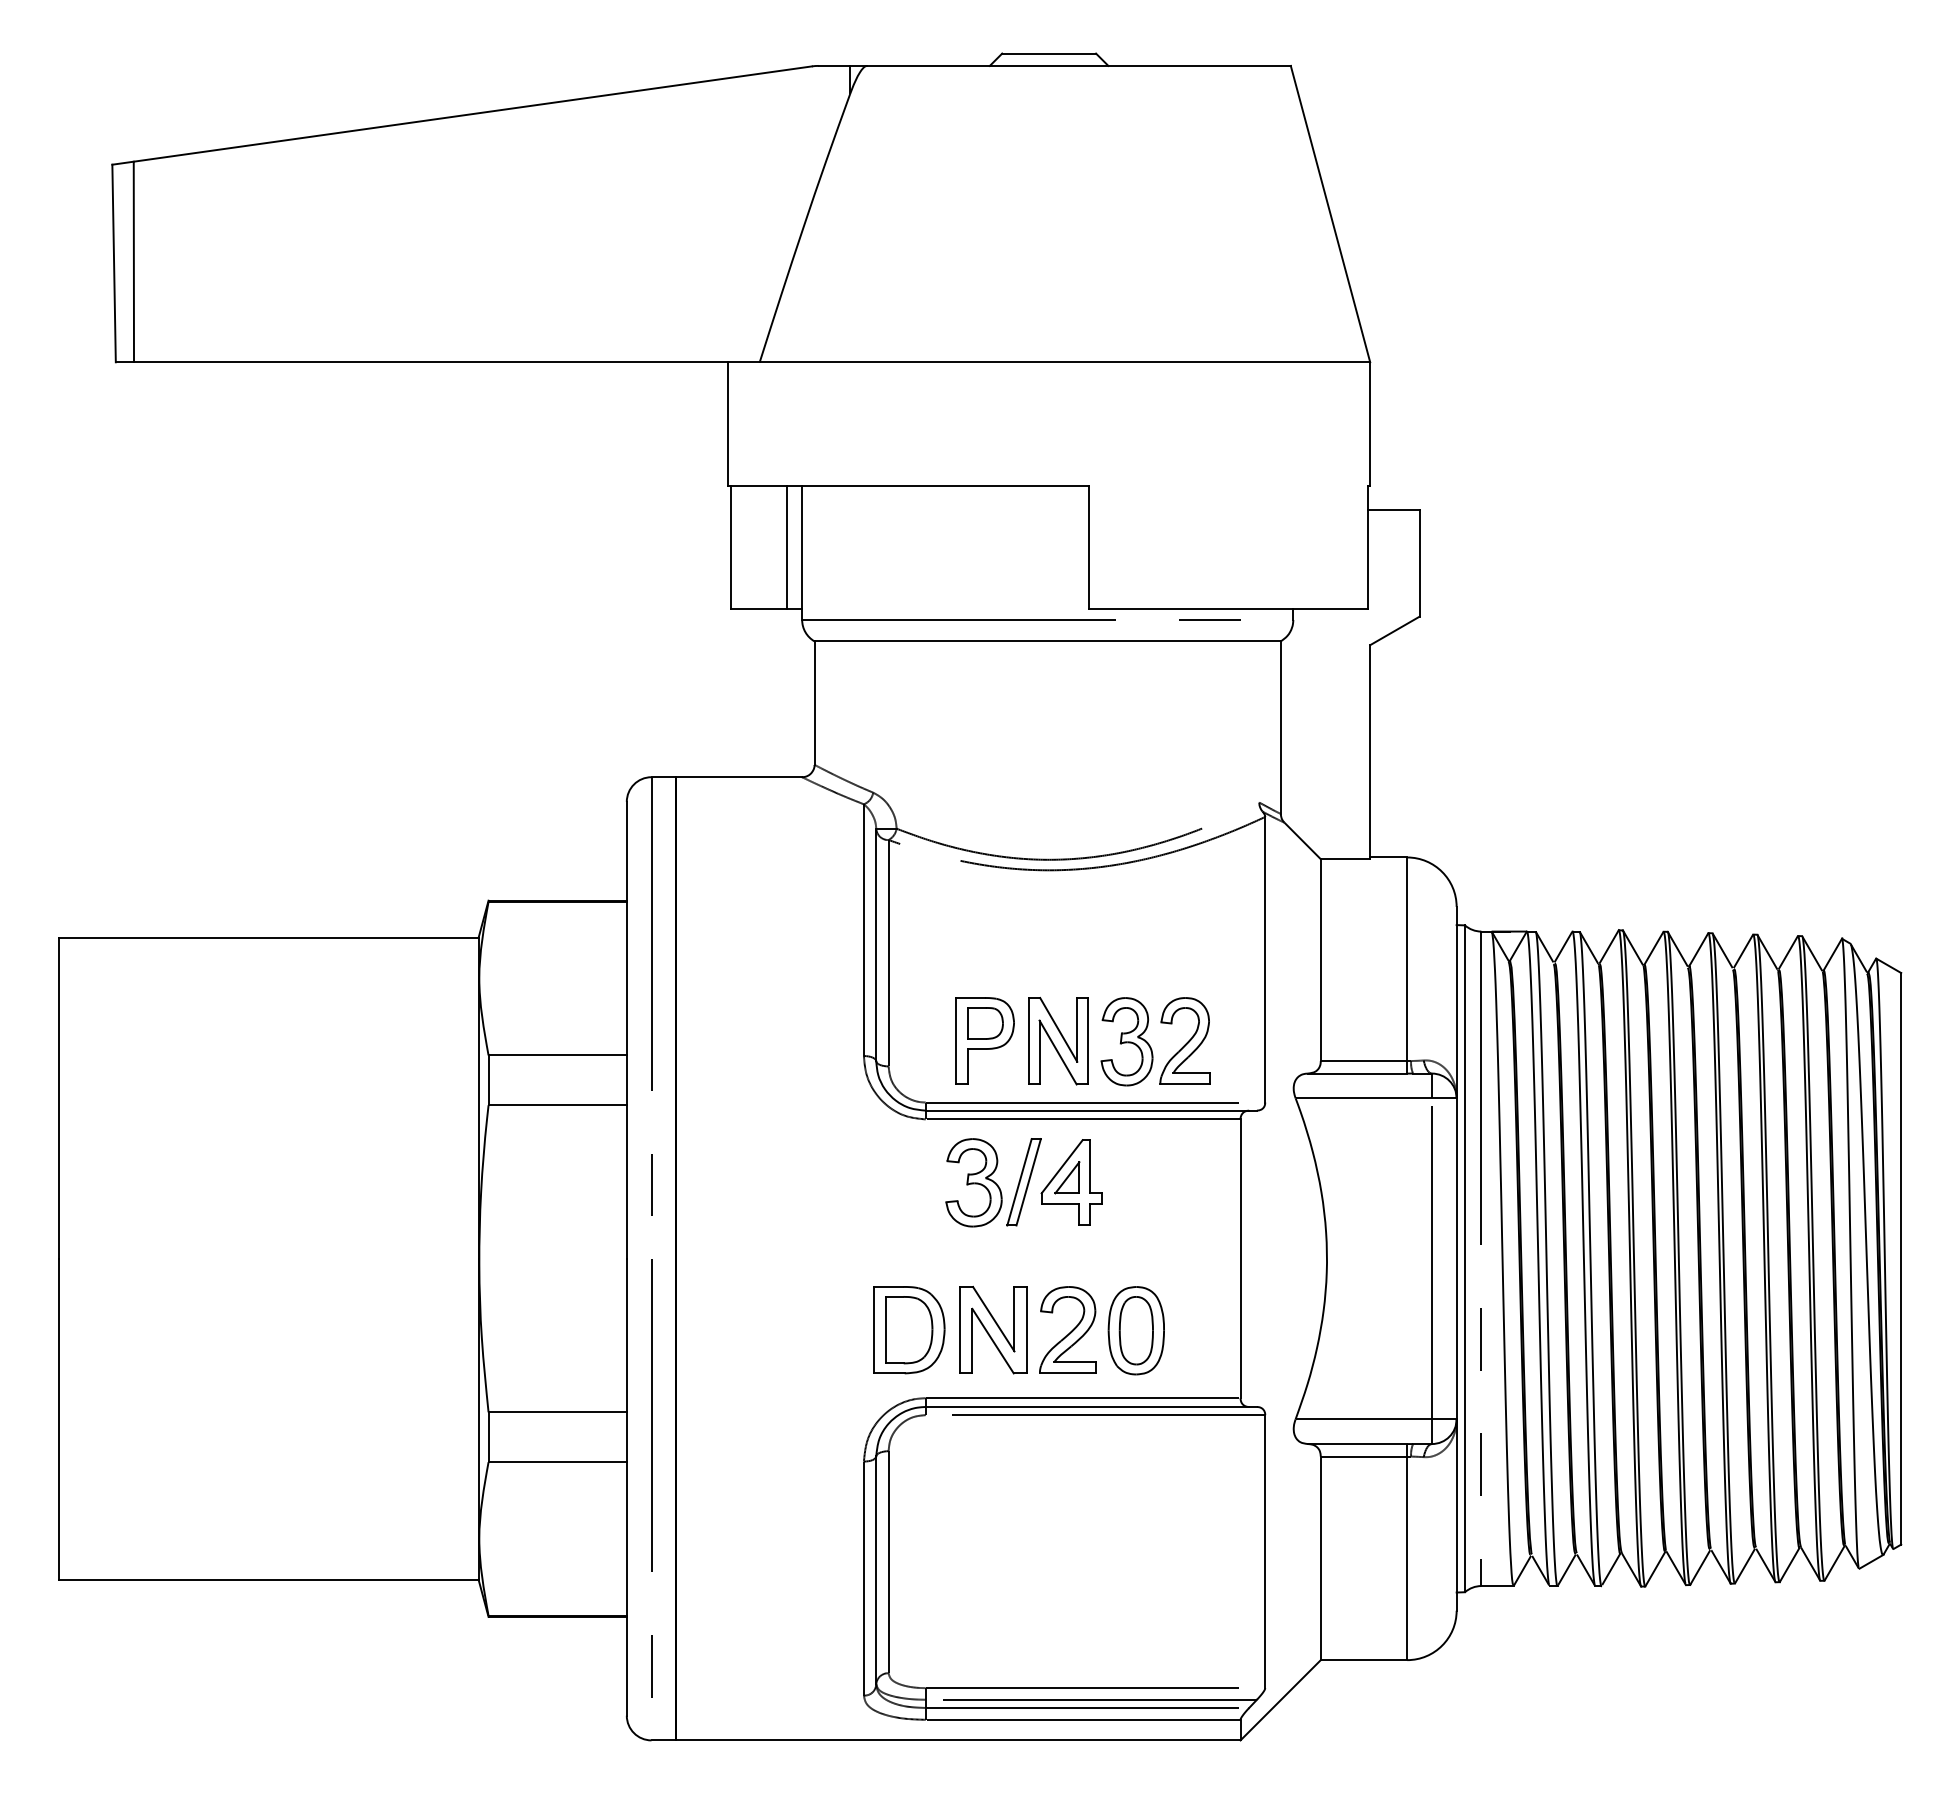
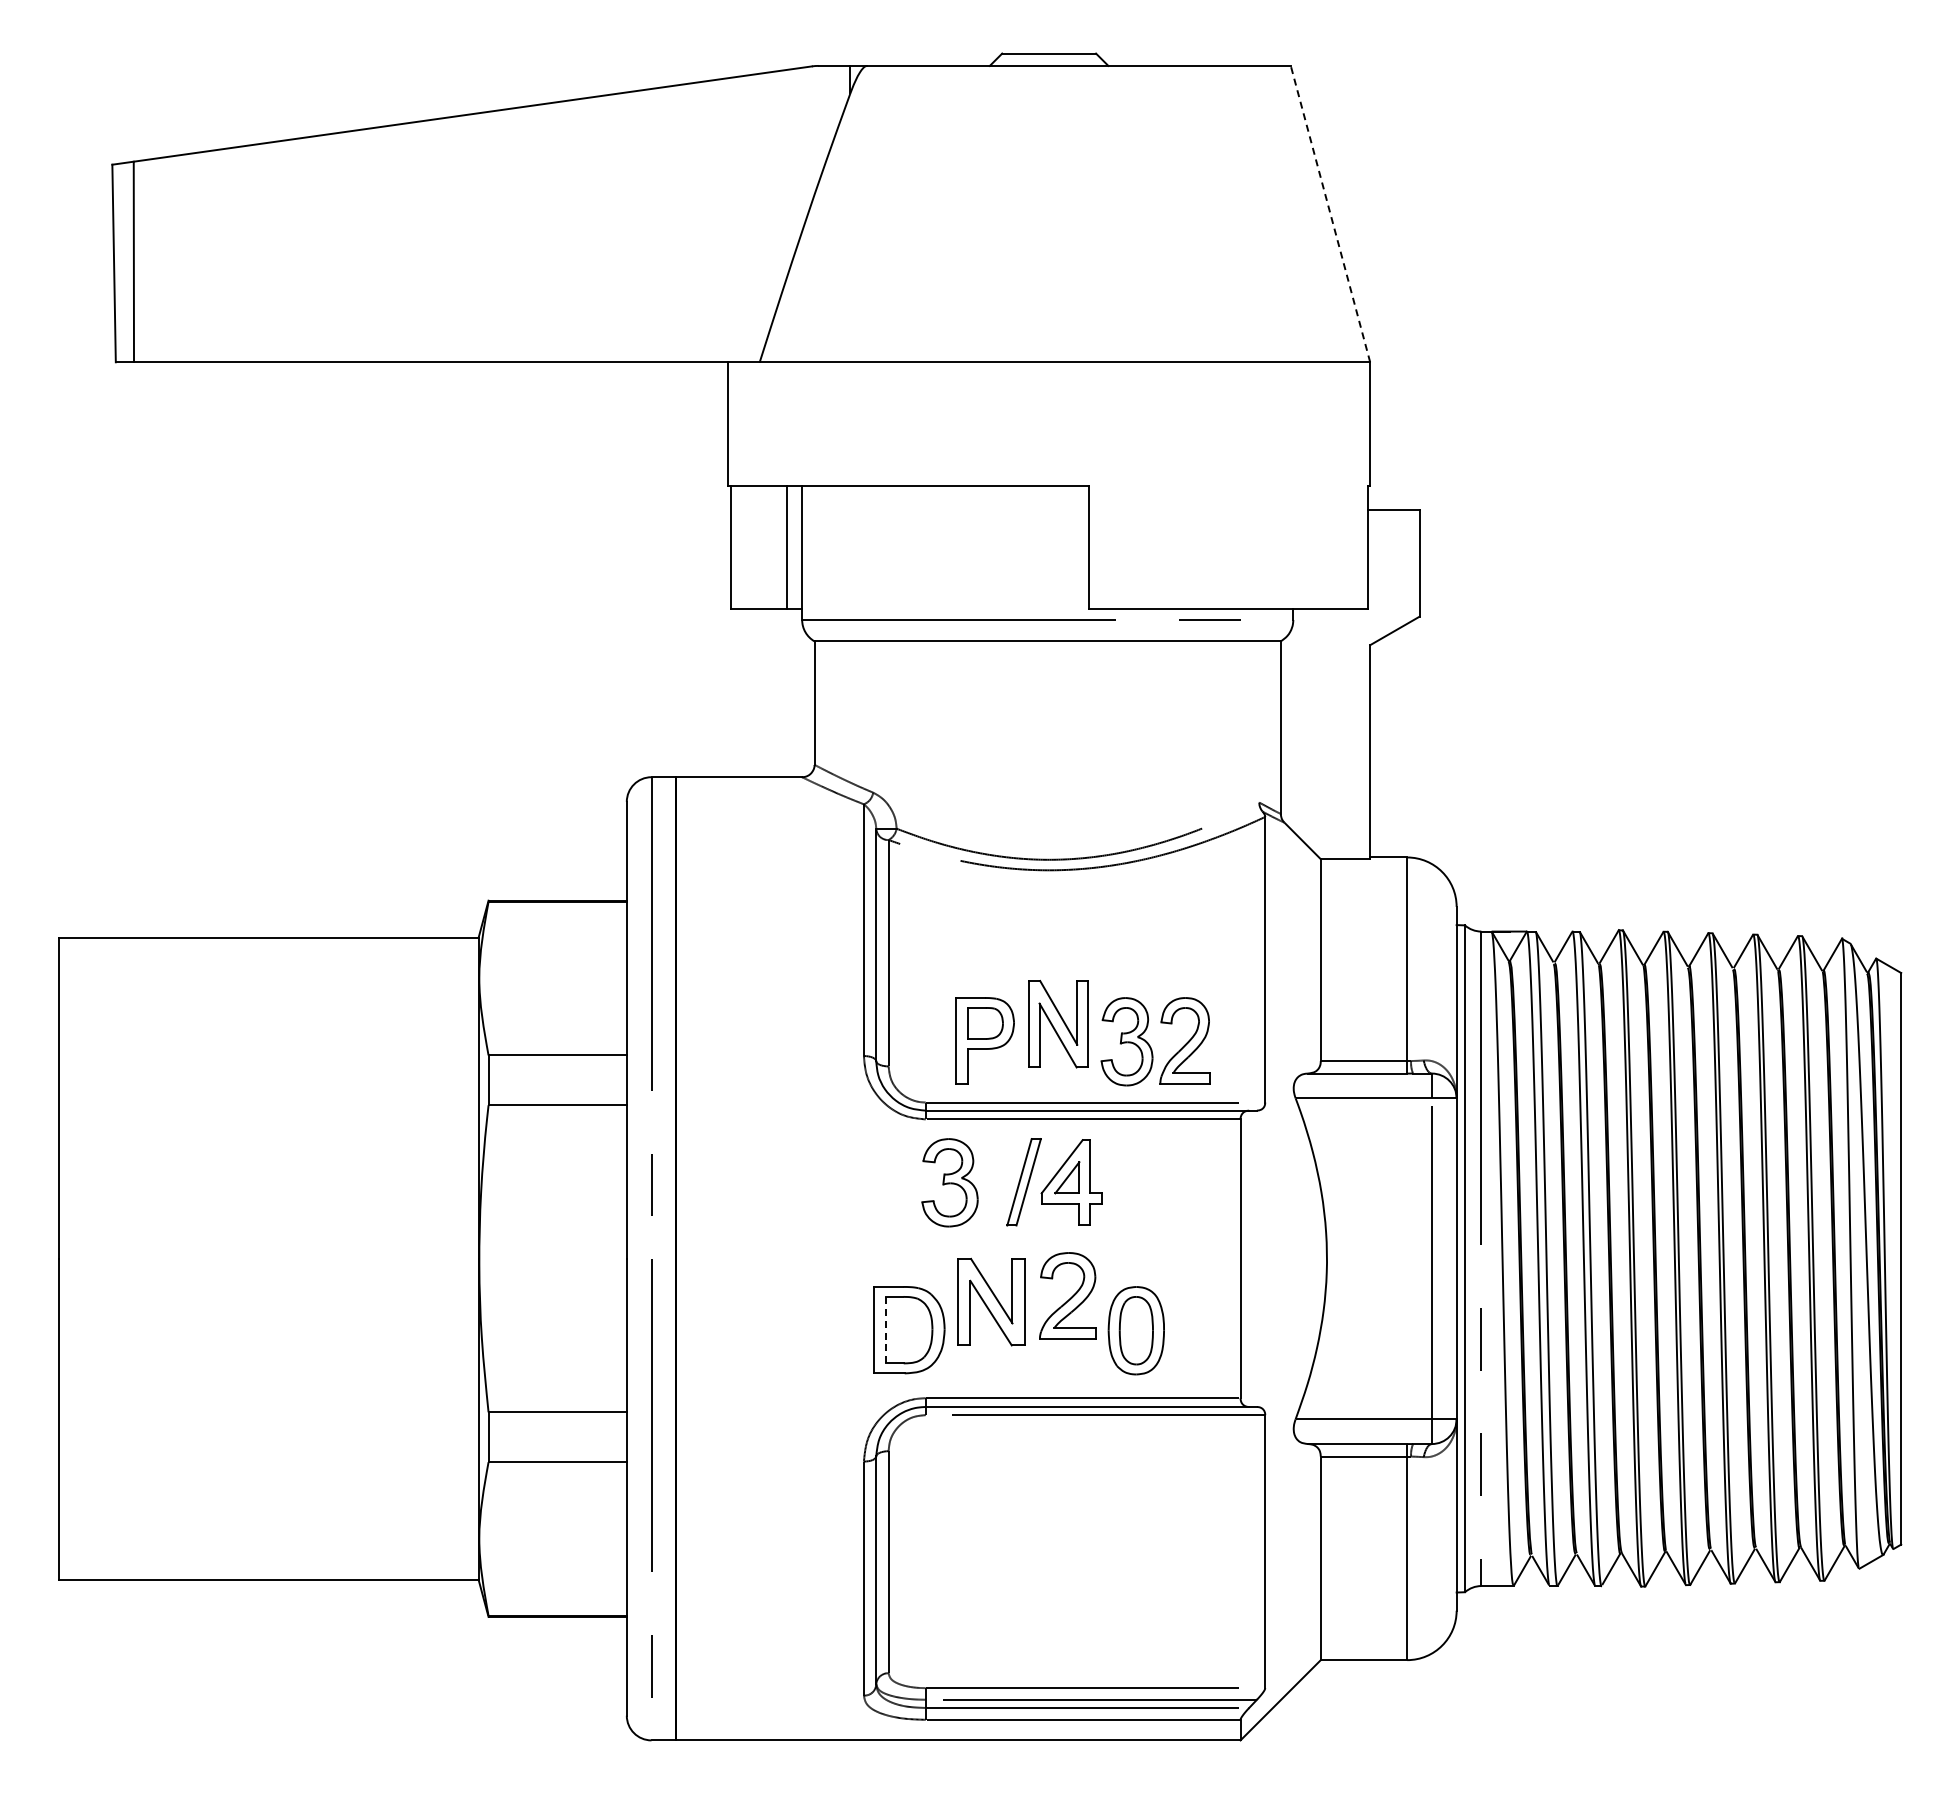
line: solid -> dashed (1330, 213)
part position: (1058, 1041) -> (1058, 1024) (1058, 1024)
part position: (973, 1182) -> (949, 1182) (949, 1182)
line: solid -> dashed (885, 1329)
part position: (993, 1329) -> (991, 1301) (991, 1301)
part position: (1067, 1329) -> (1067, 1295) (1067, 1295)
